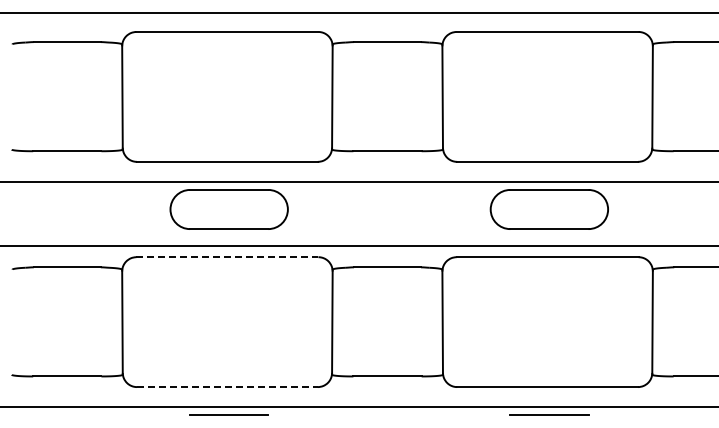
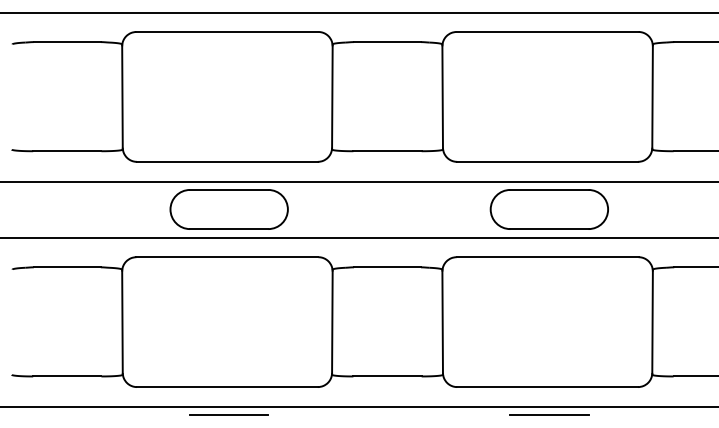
line position: (358, 245) -> (358, 237) (358, 237)
line: dashed -> solid (227, 257)
line: dashed -> solid (227, 387)
